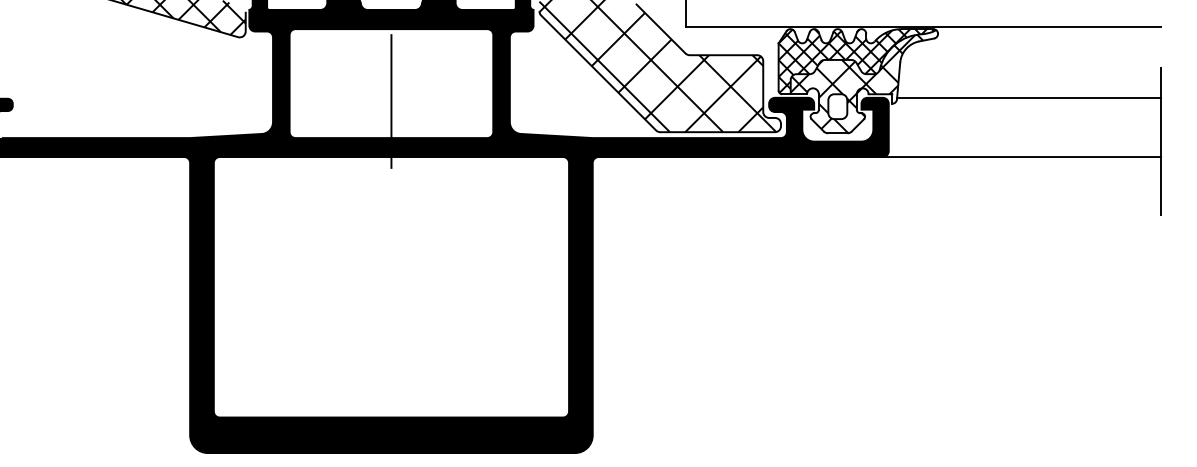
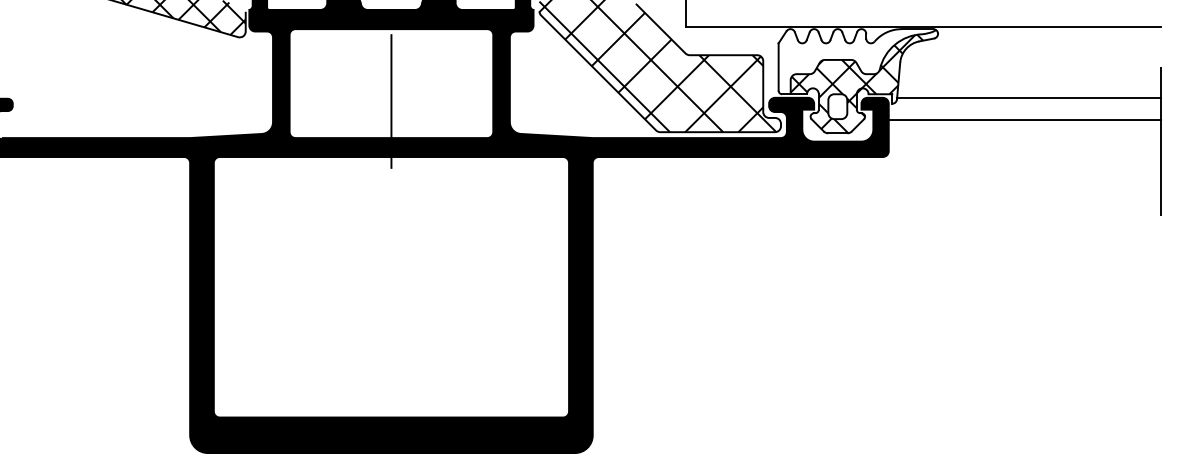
hatch: present -> none (855, 60)
line position: (1021, 157) -> (1021, 120) (1021, 120)
